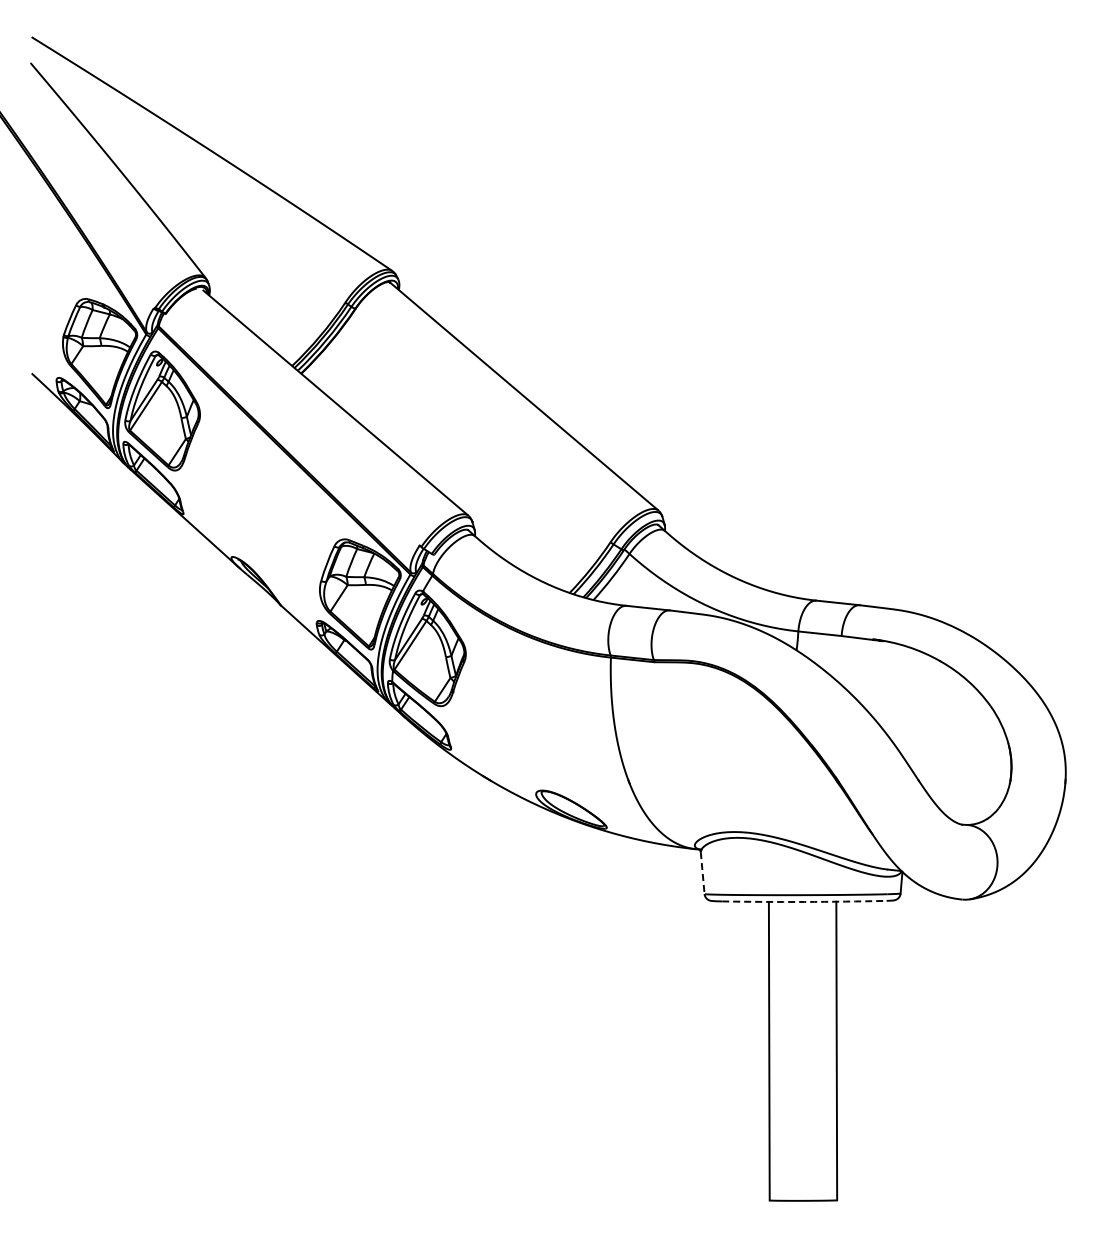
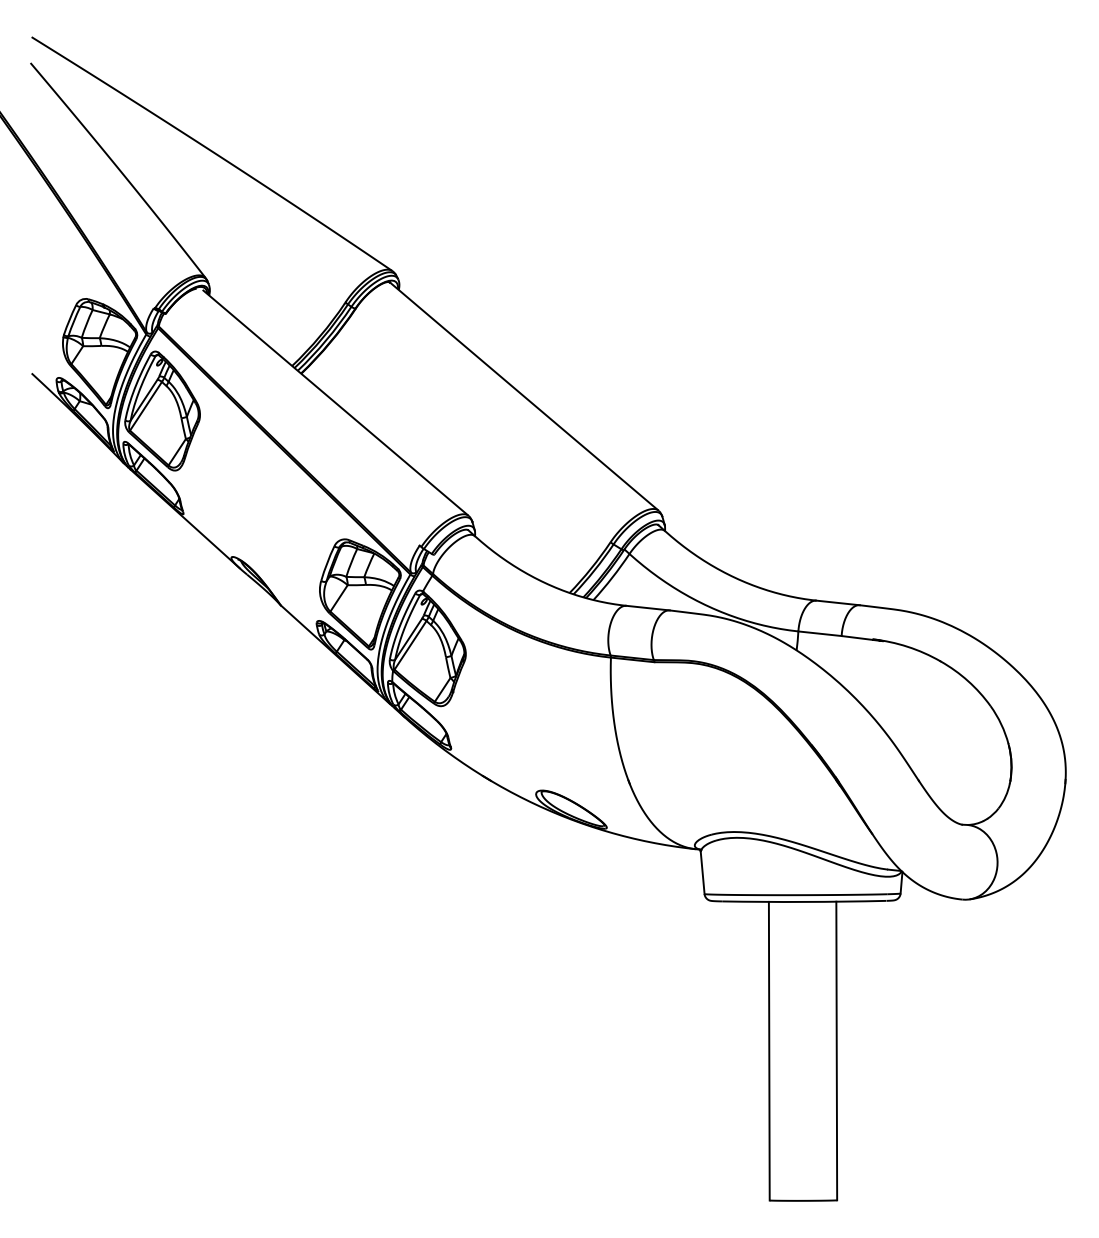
line: dashed -> solid (702, 873)
arc: dashed -> solid (804, 901)
